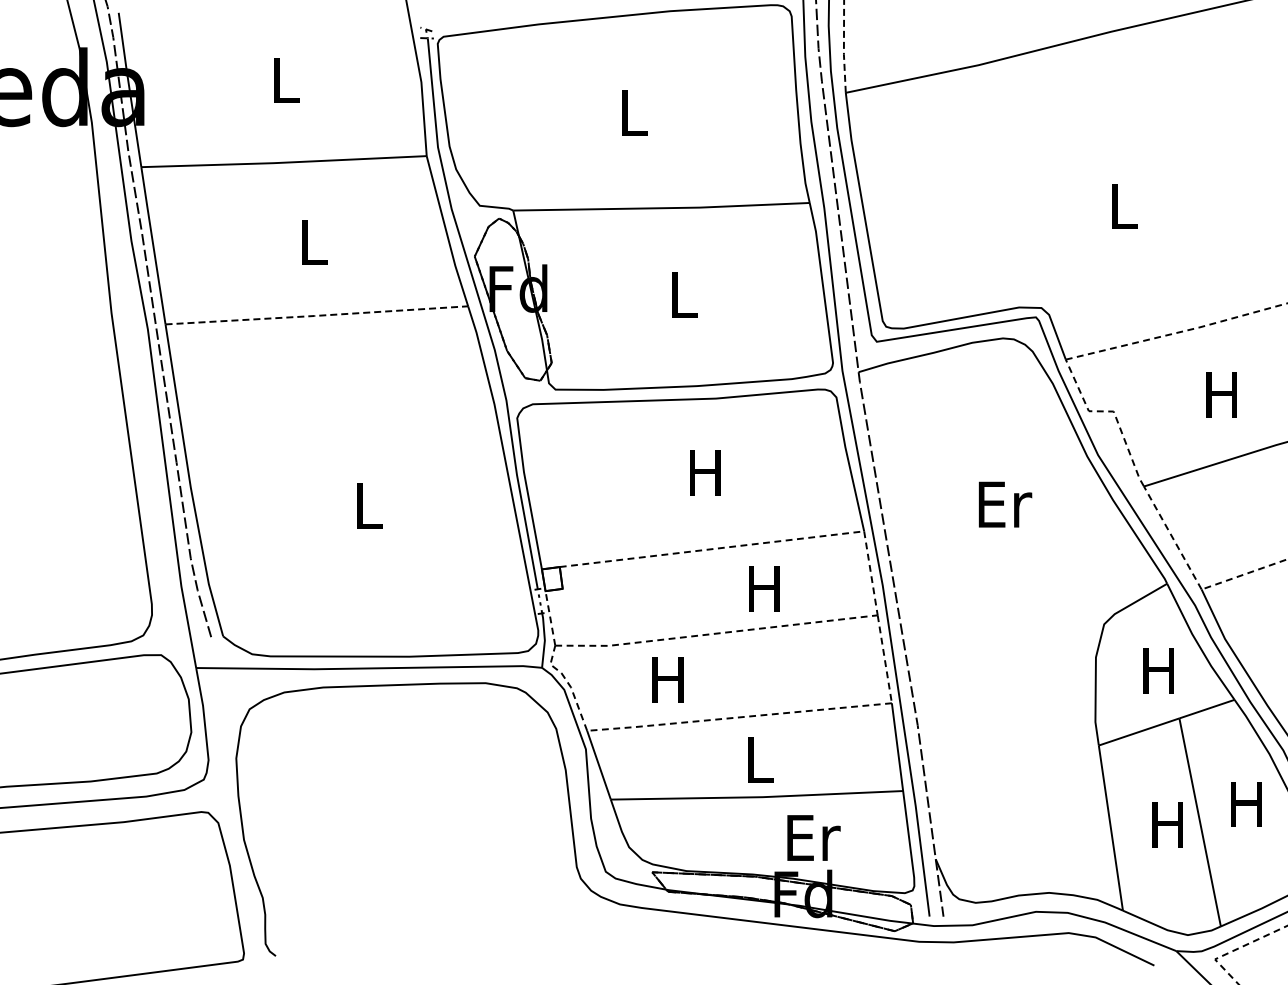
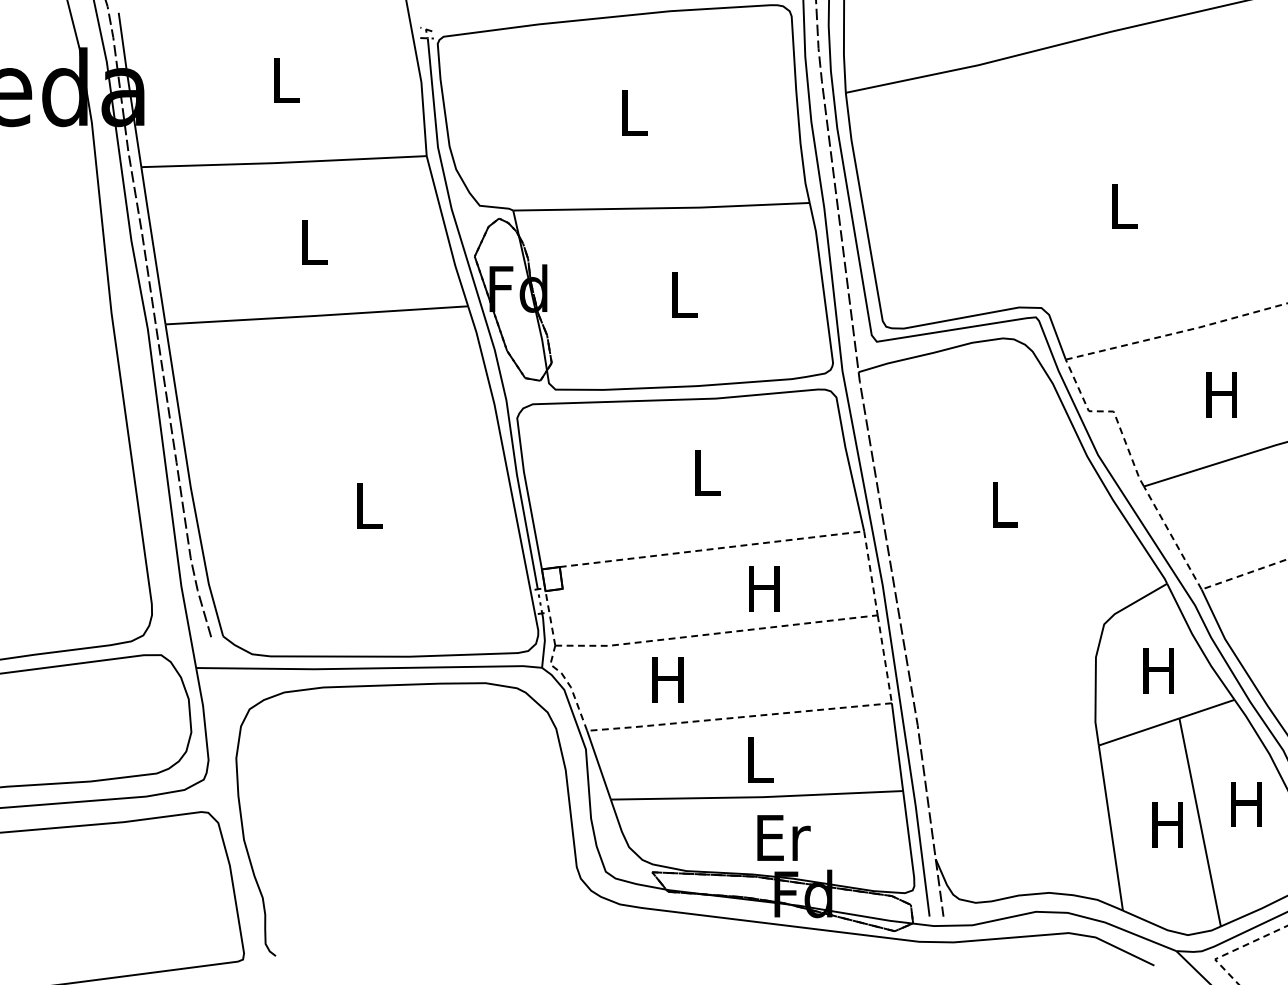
line: dashed -> solid (843, 46)
line: dashed -> solid (316, 315)
text: H -> L (705, 472)
text: Er -> L (1005, 504)
text position: (813, 837) -> (783, 837) (783, 837)
